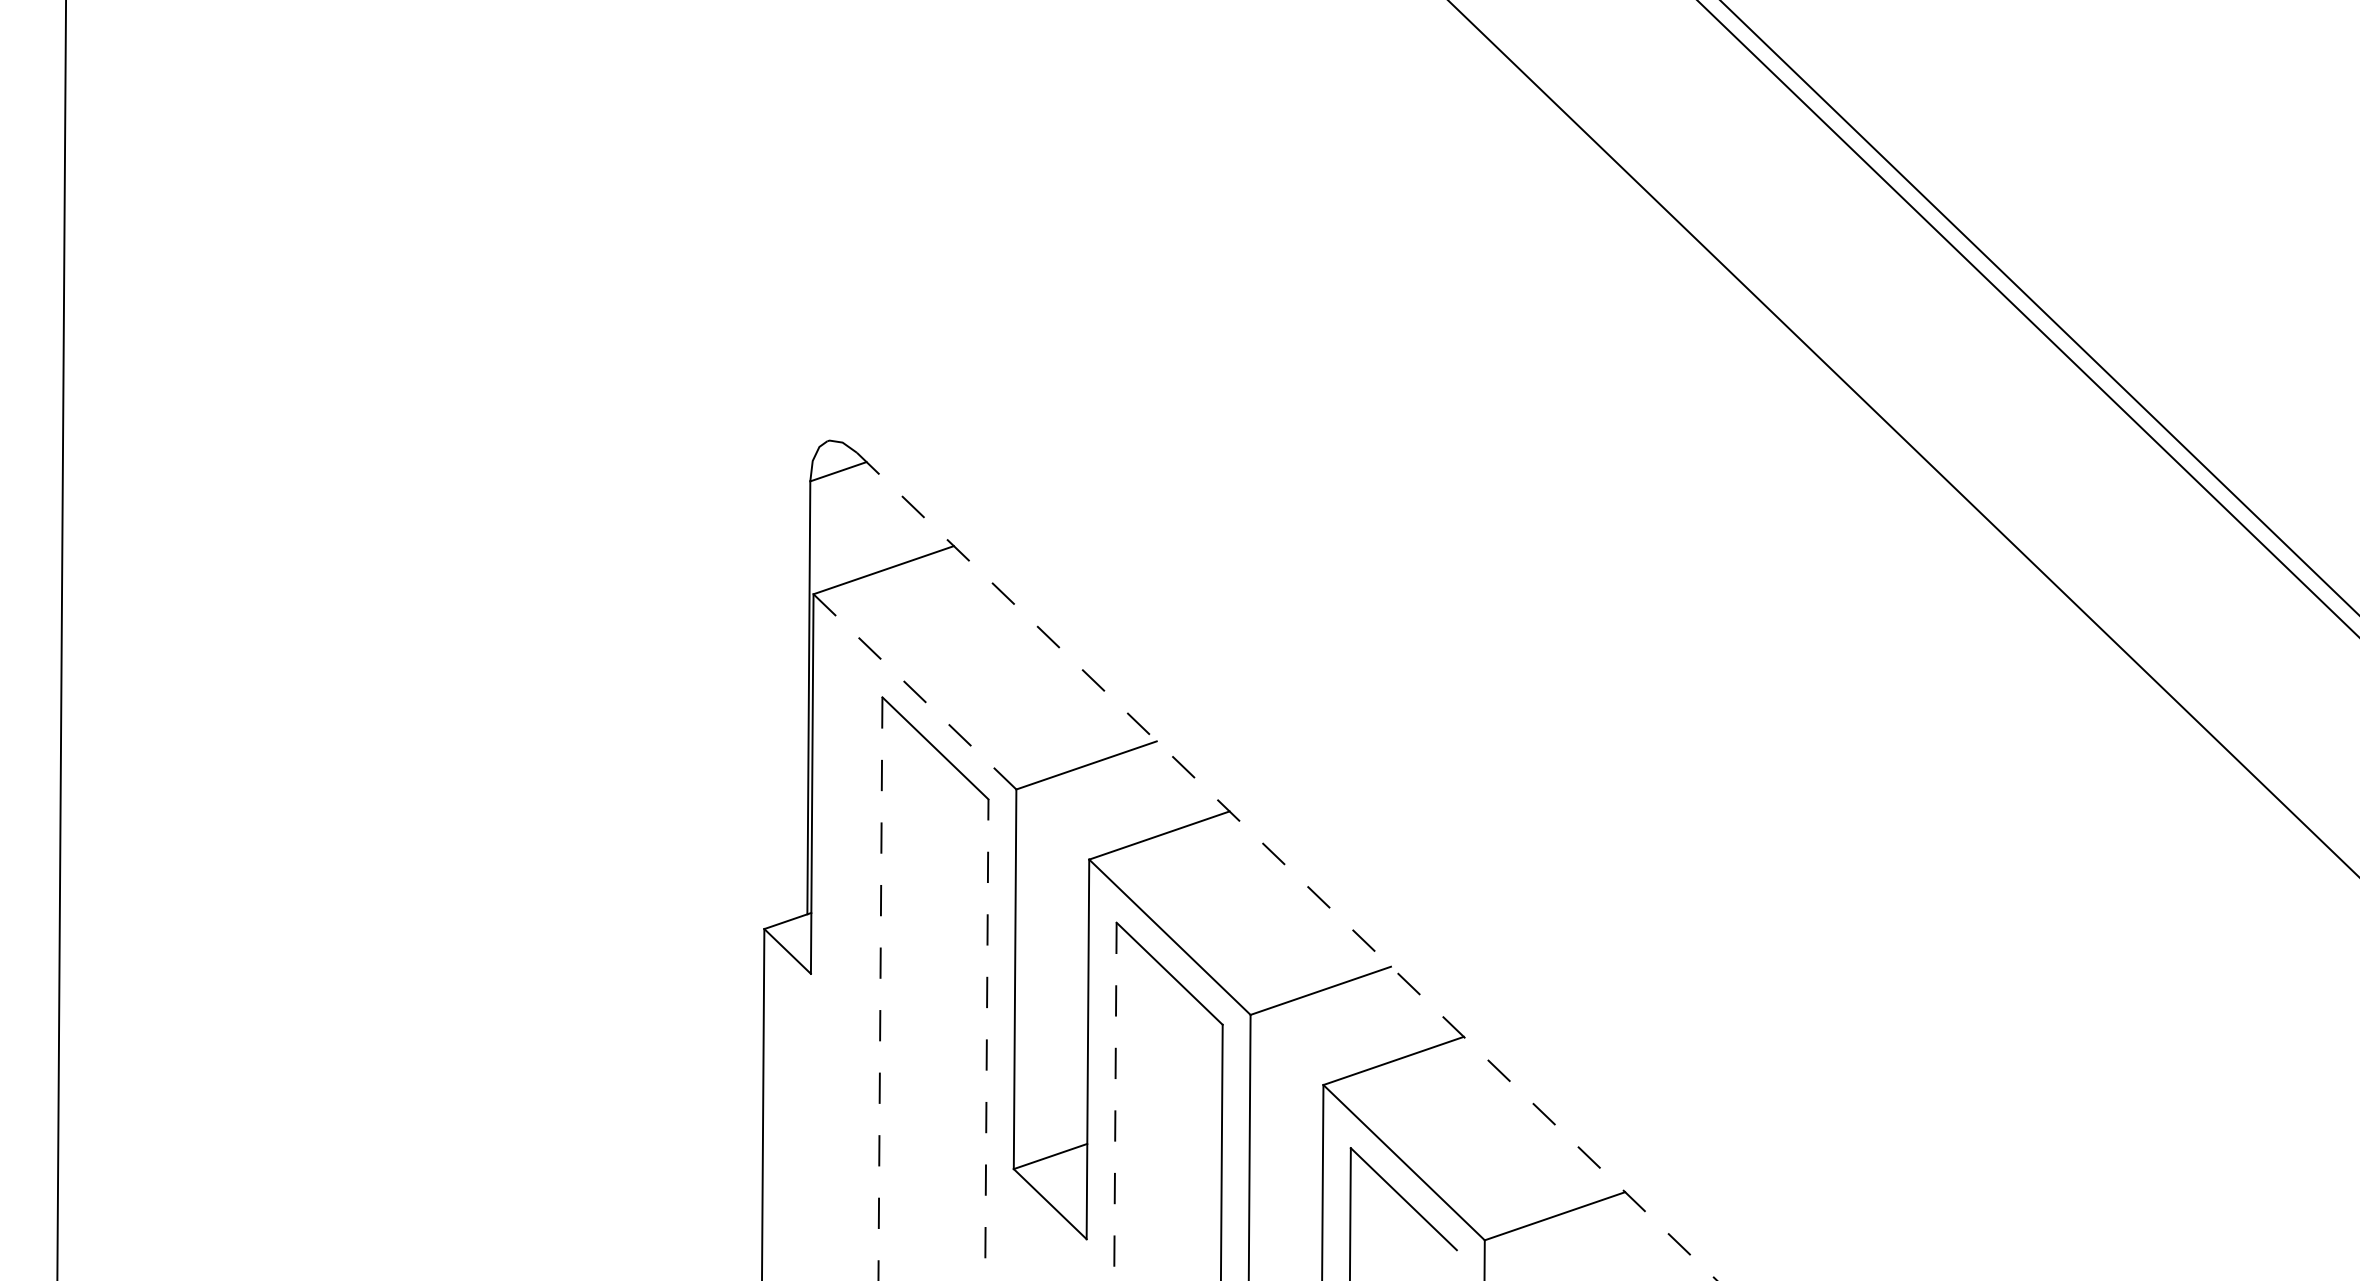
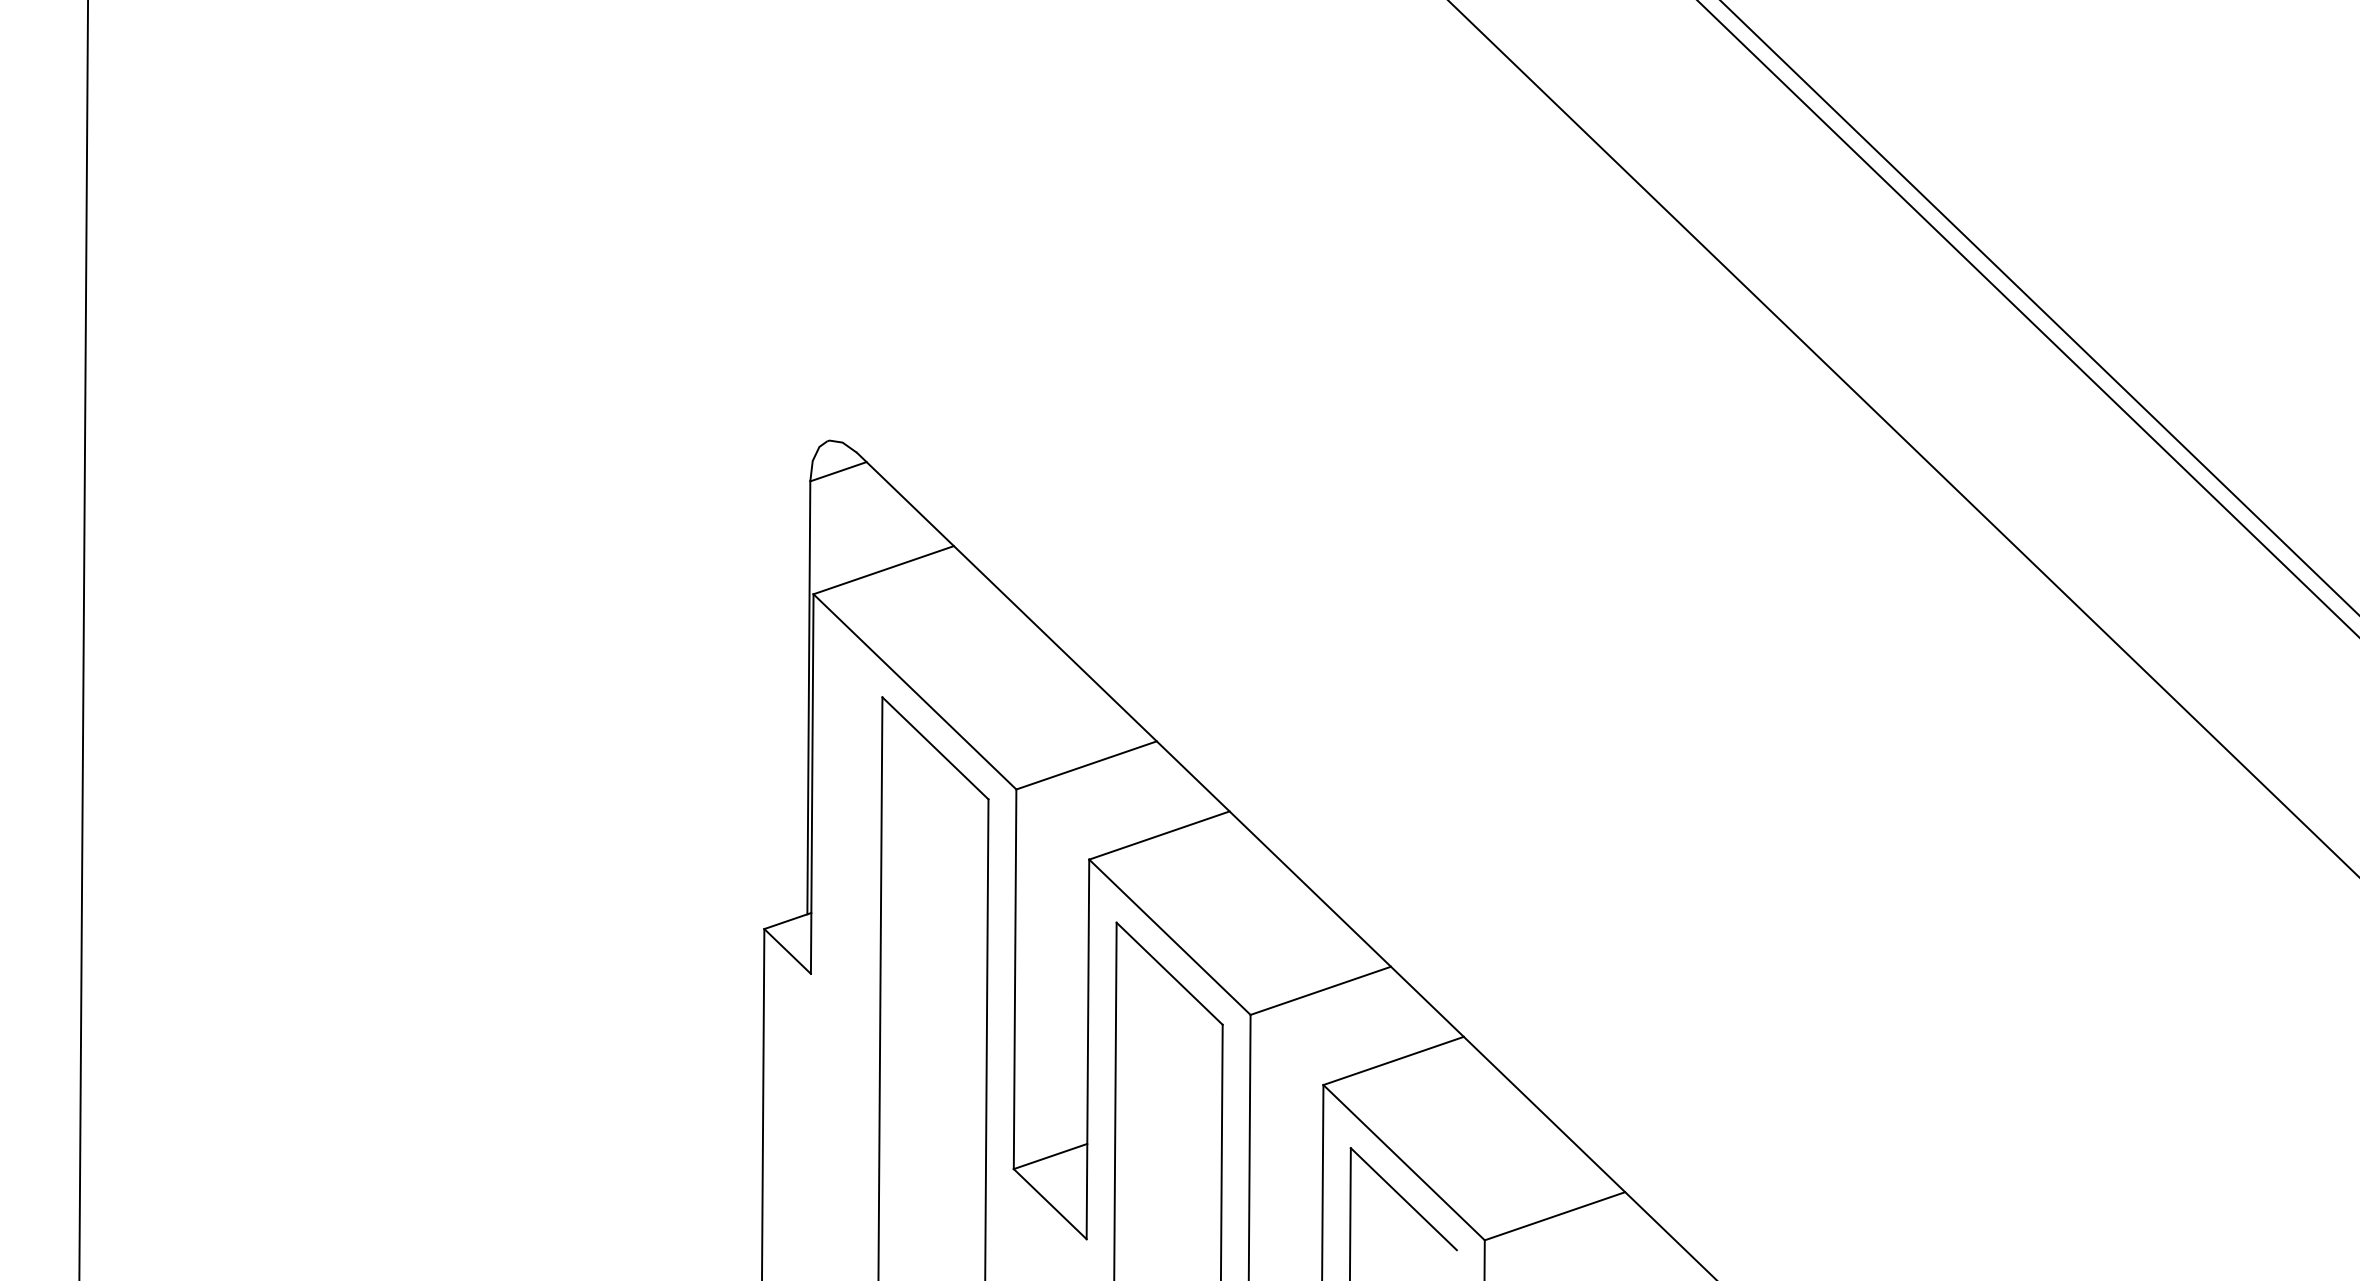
line position: (61, 639) -> (83, 639) (83, 639)
line: dashed -> solid (914, 691)
line: dashed -> solid (1286, 866)
line: dashed -> solid (880, 988)
line: dashed -> solid (986, 1039)
line: dashed -> solid (1115, 1101)
